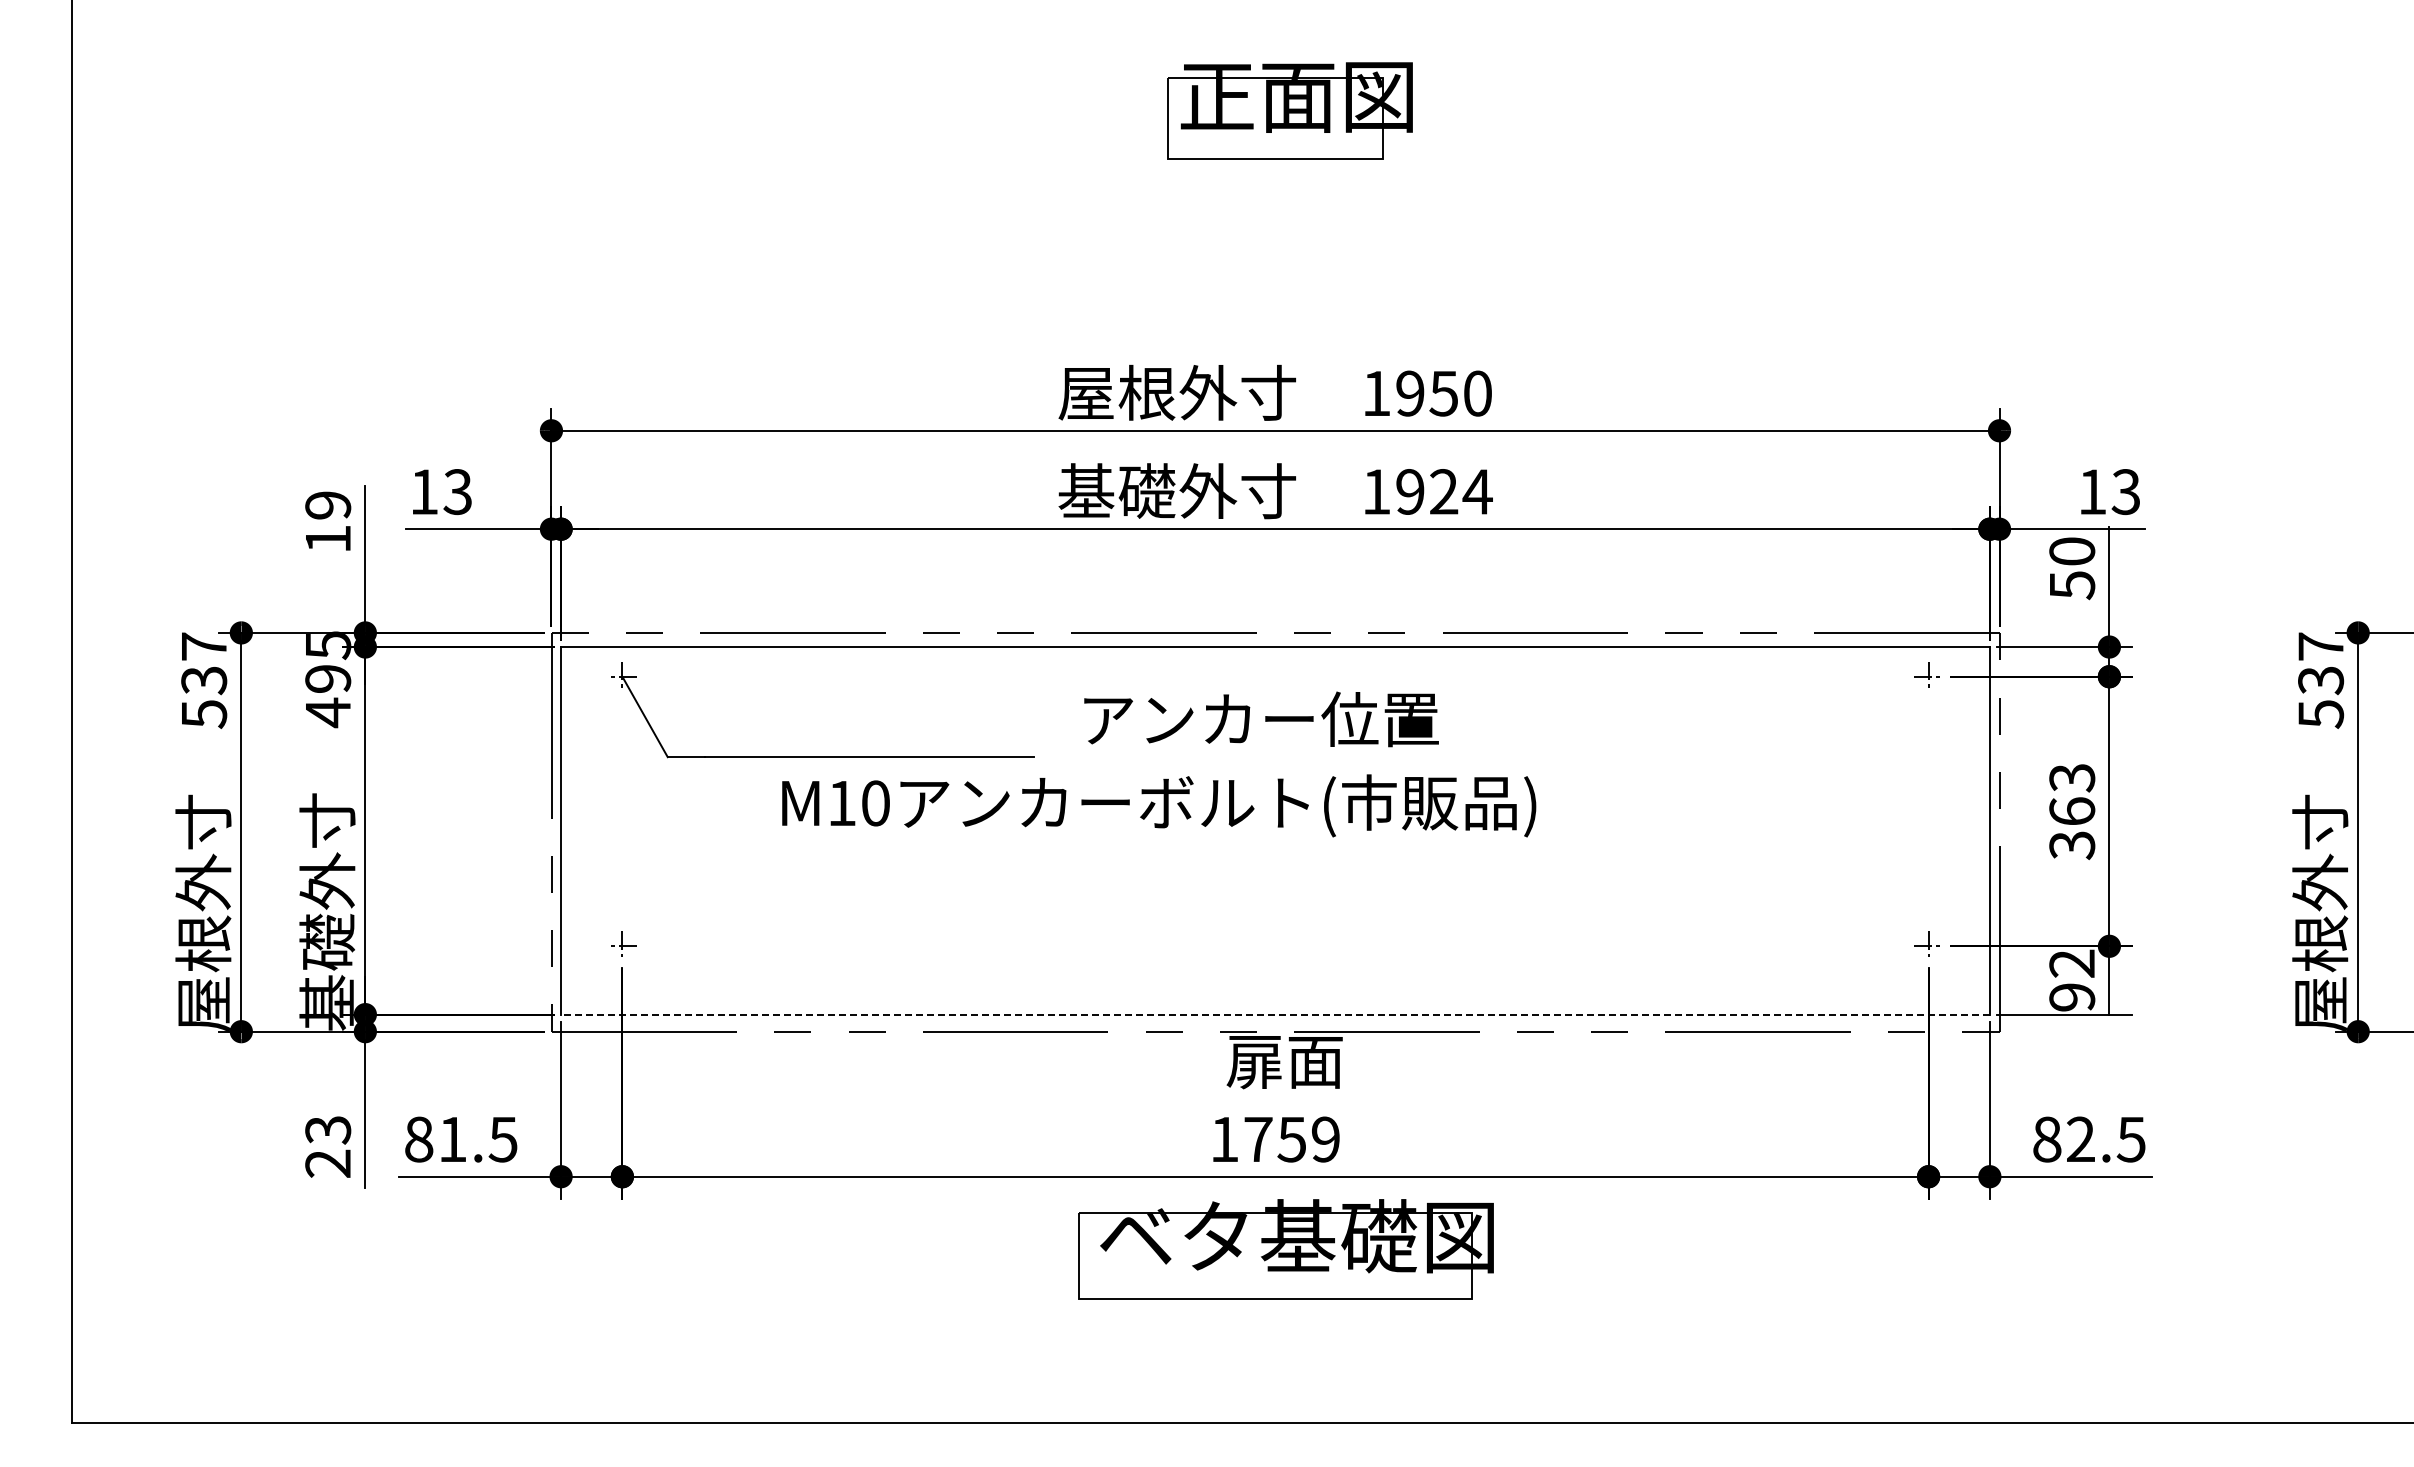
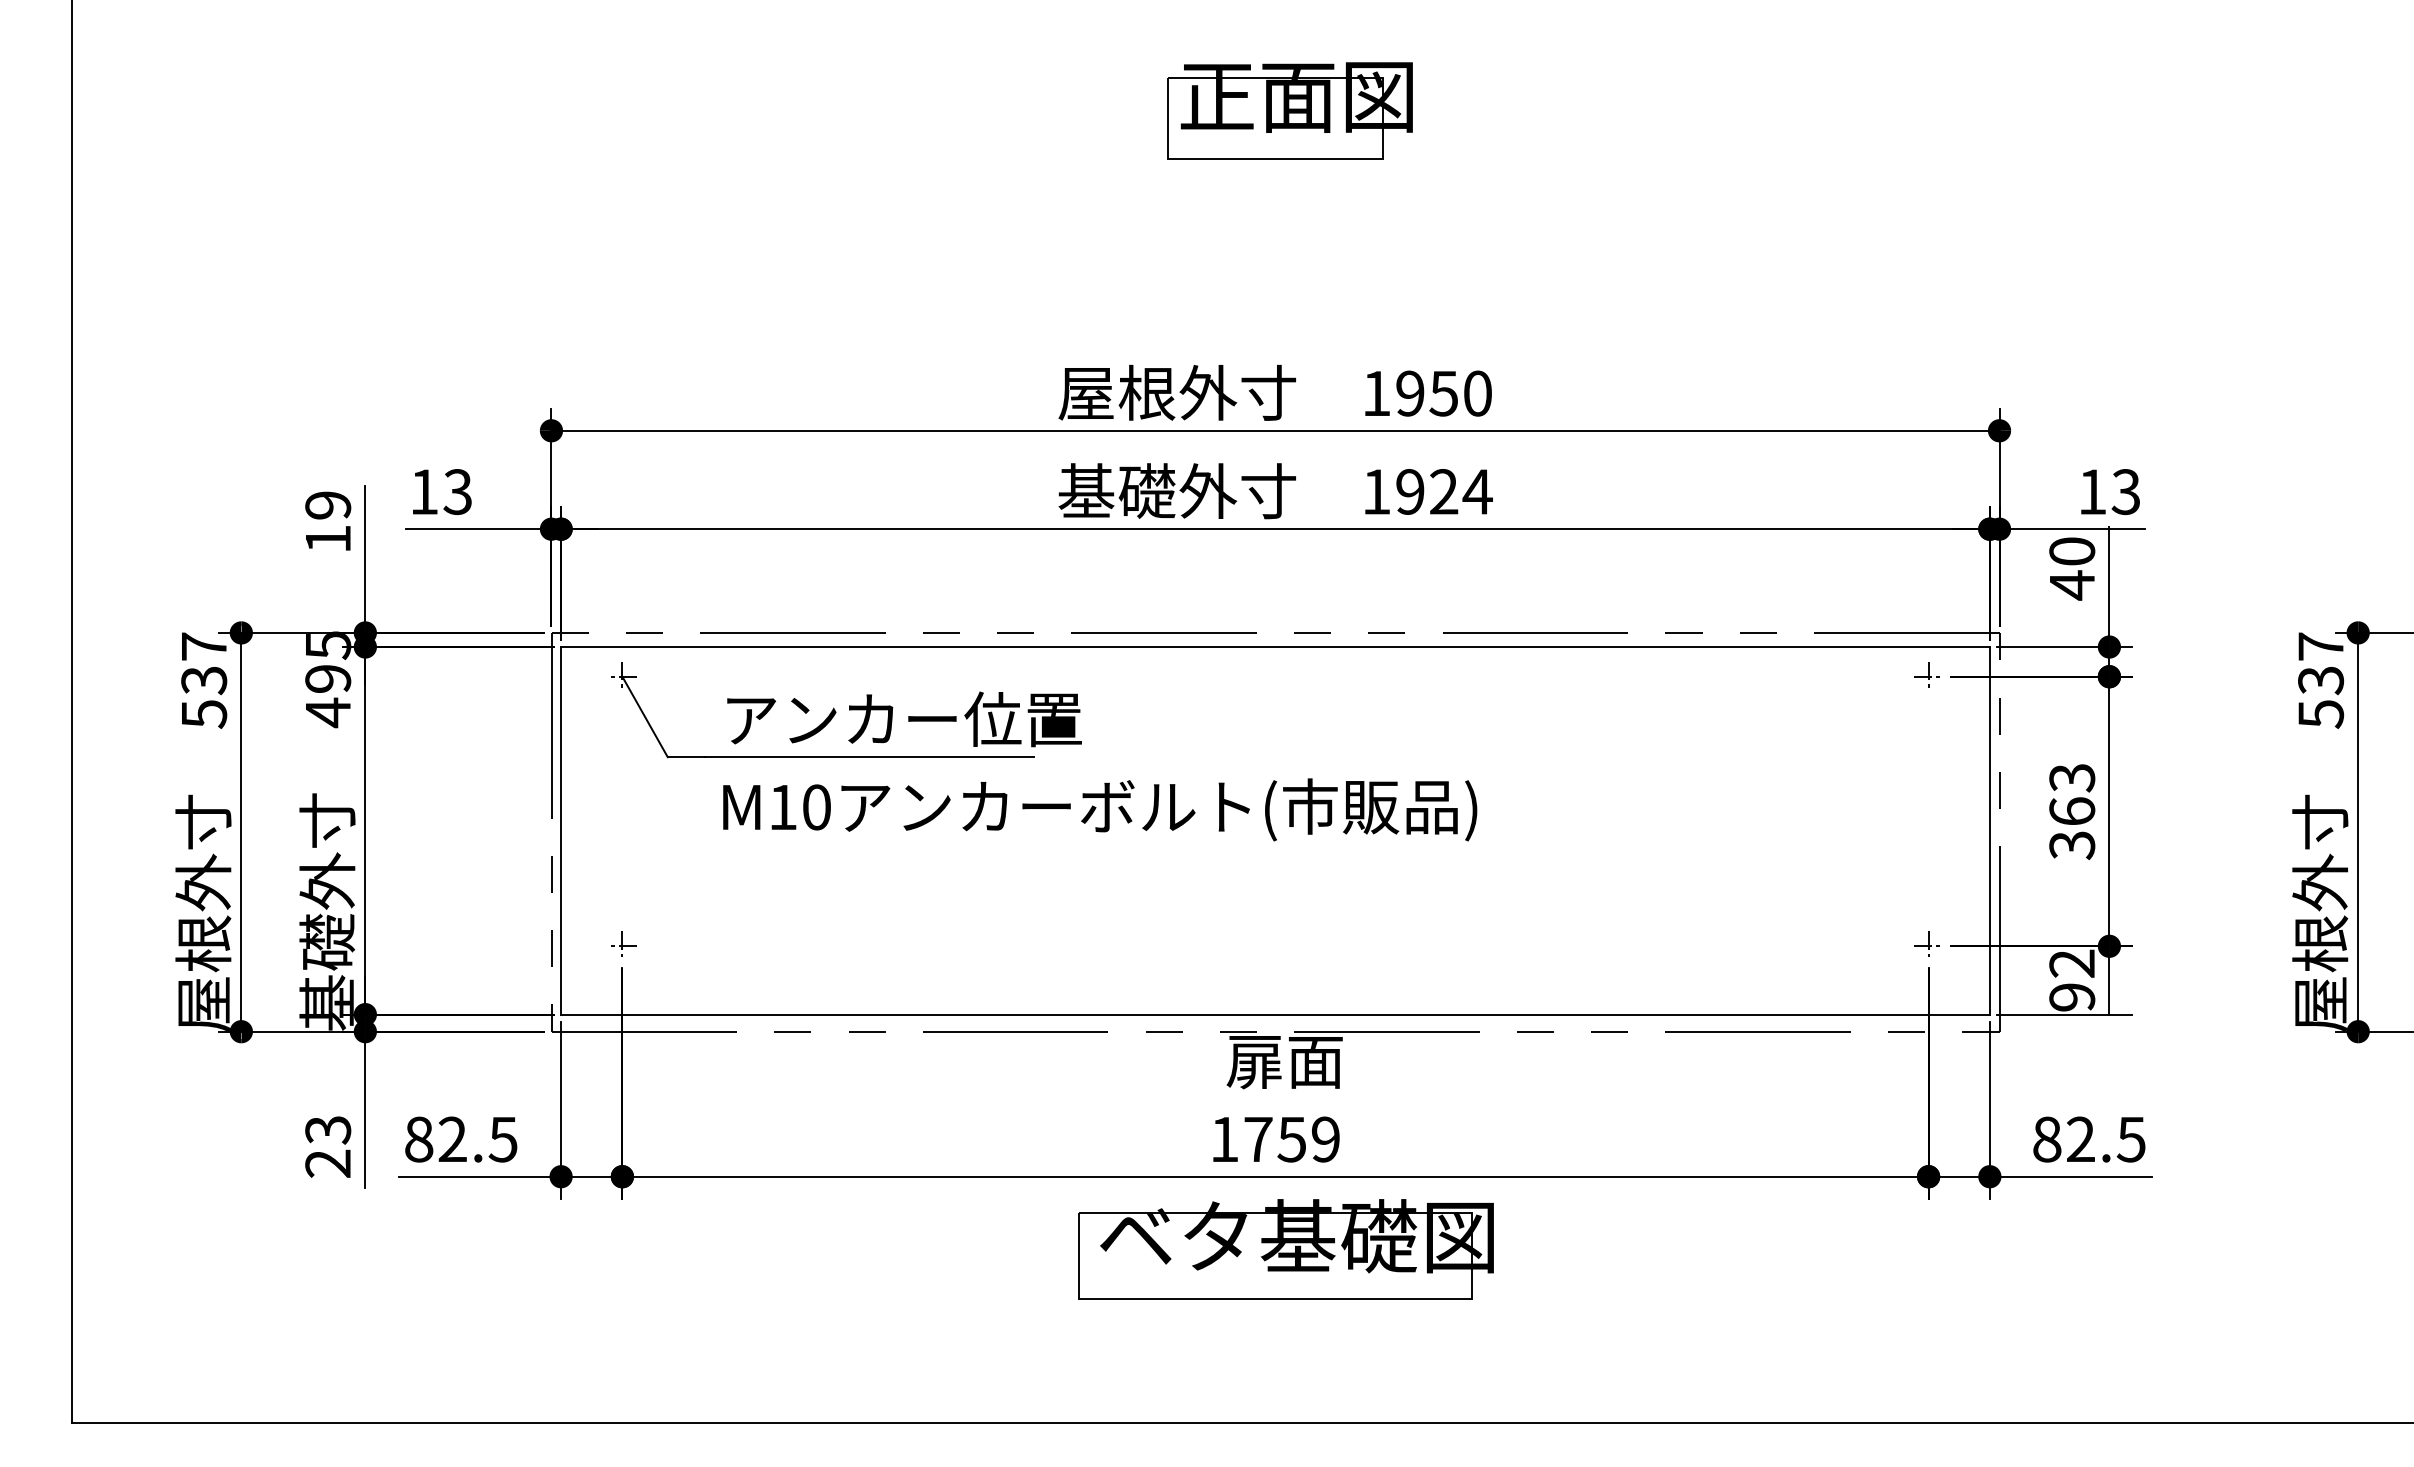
text: 50 -> 40 (2072, 585)
text position: (1261, 719) -> (904, 719) (904, 719)
text position: (1159, 805) -> (1100, 809) (1100, 809)
line: dashed -> solid (1275, 1014)
text: 81.5 -> 82.5 (452, 1138)
